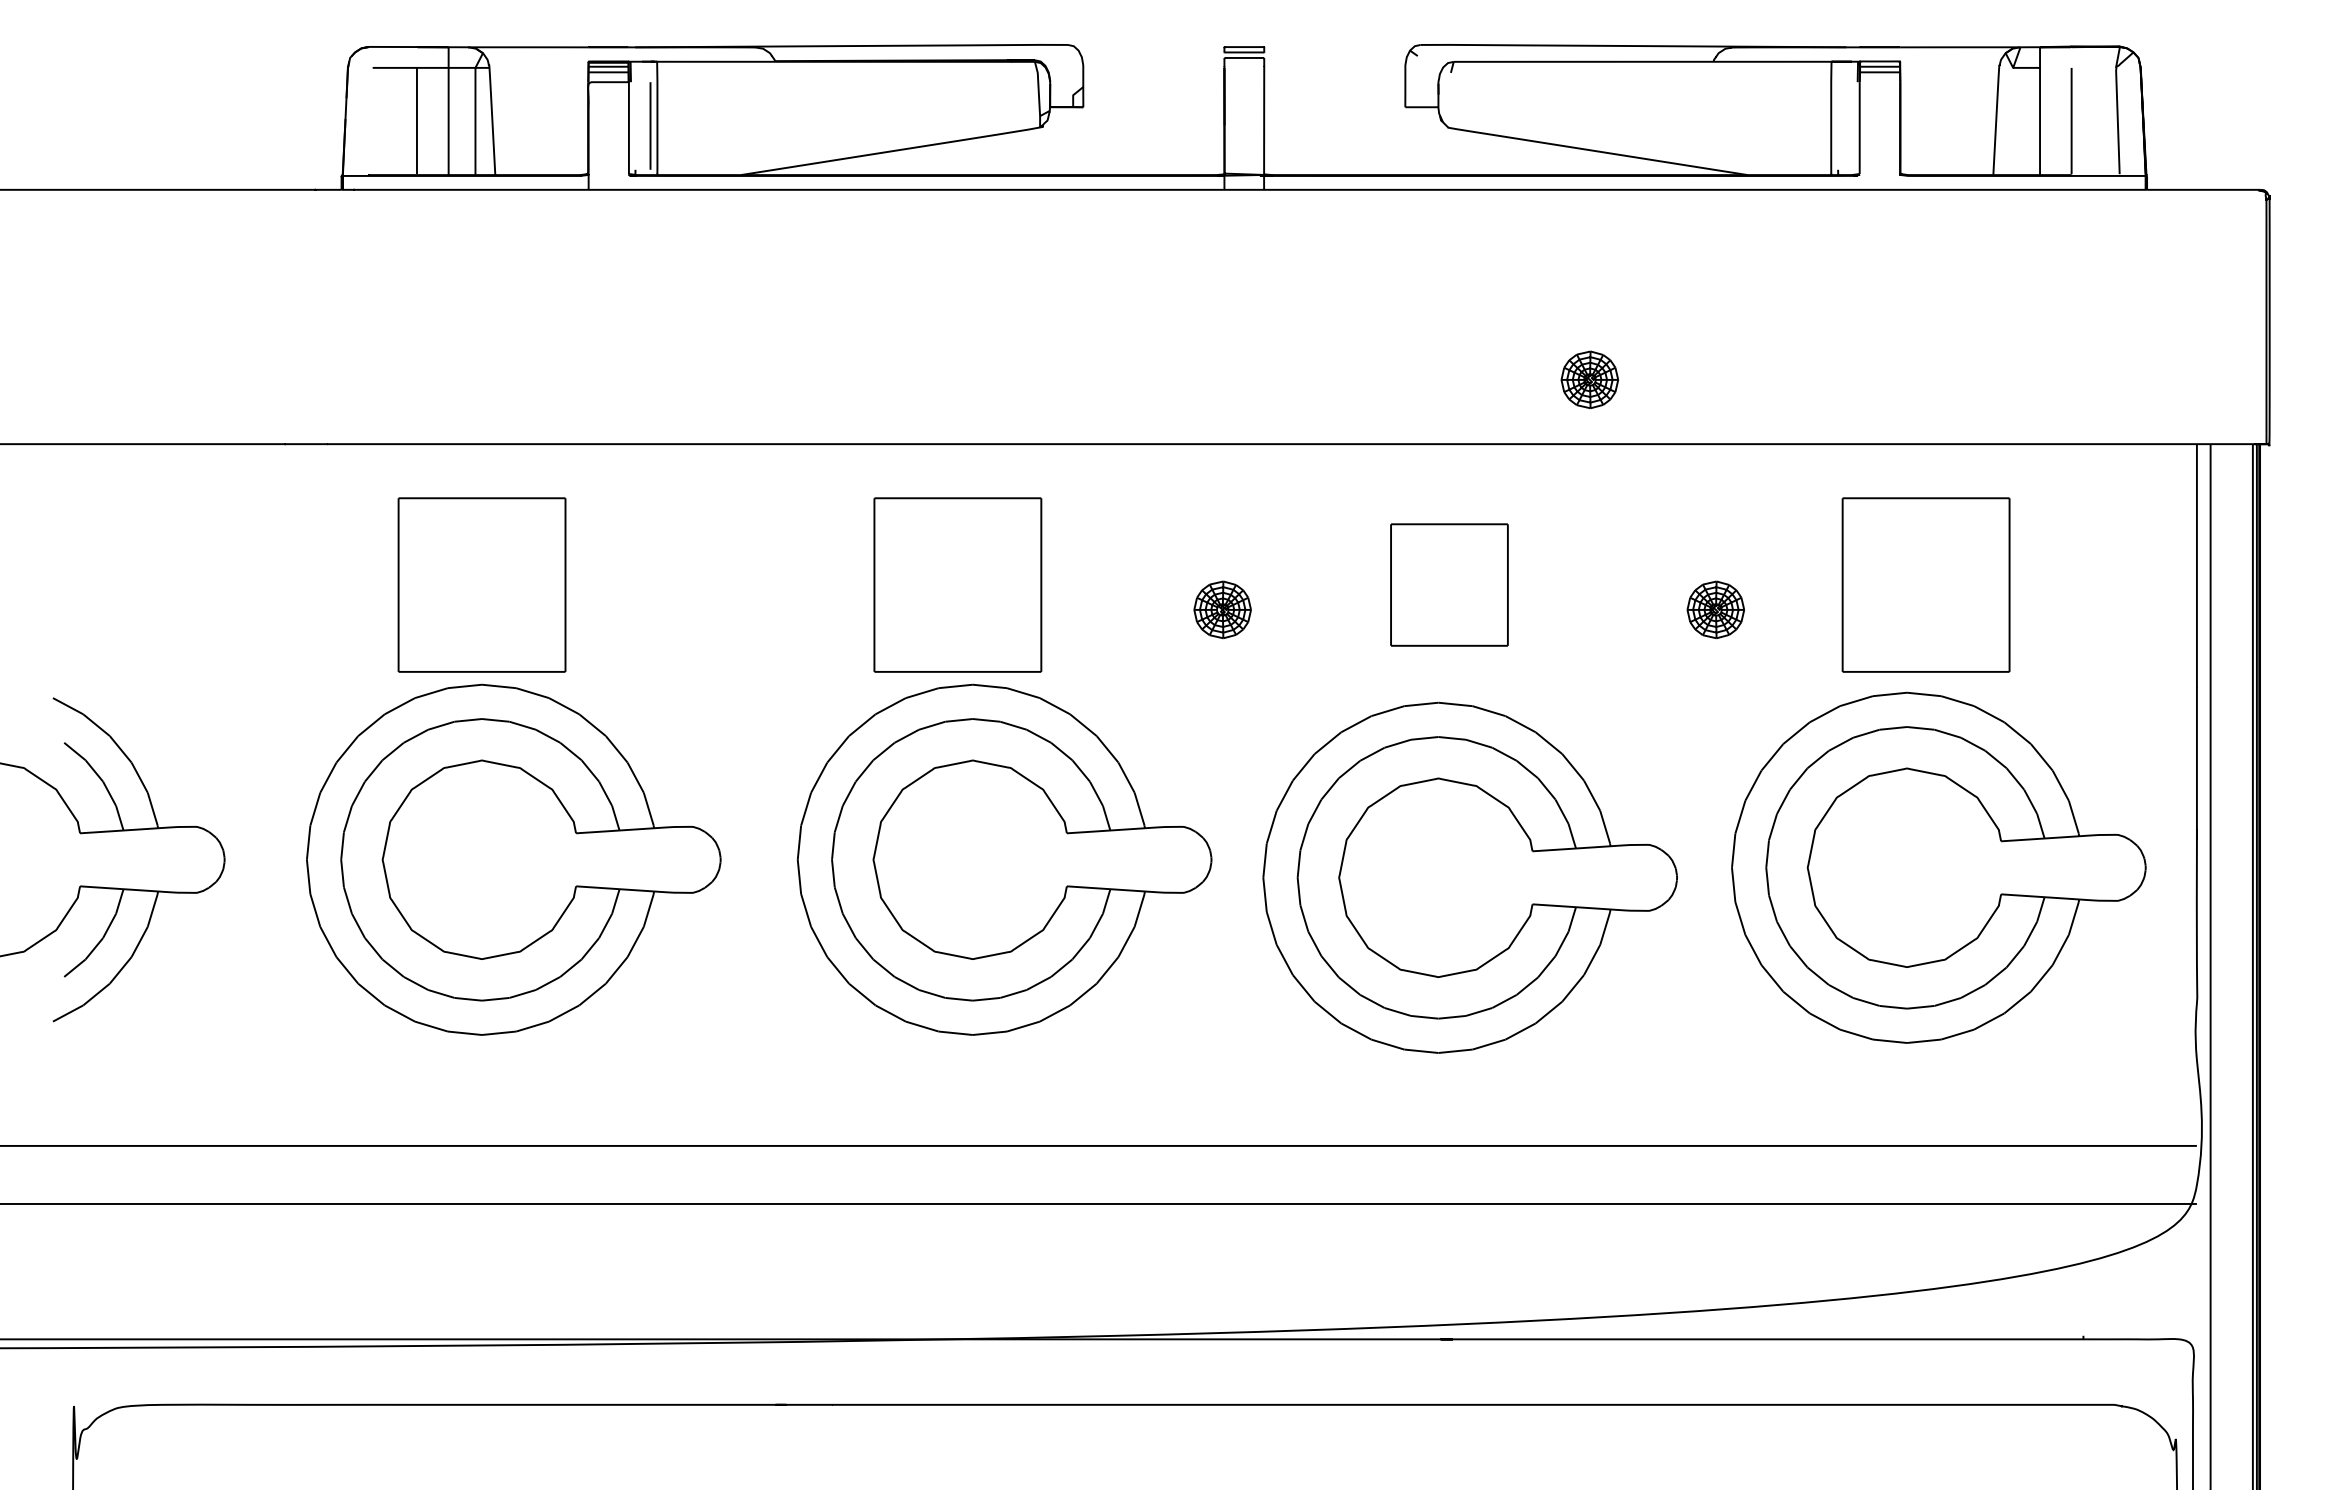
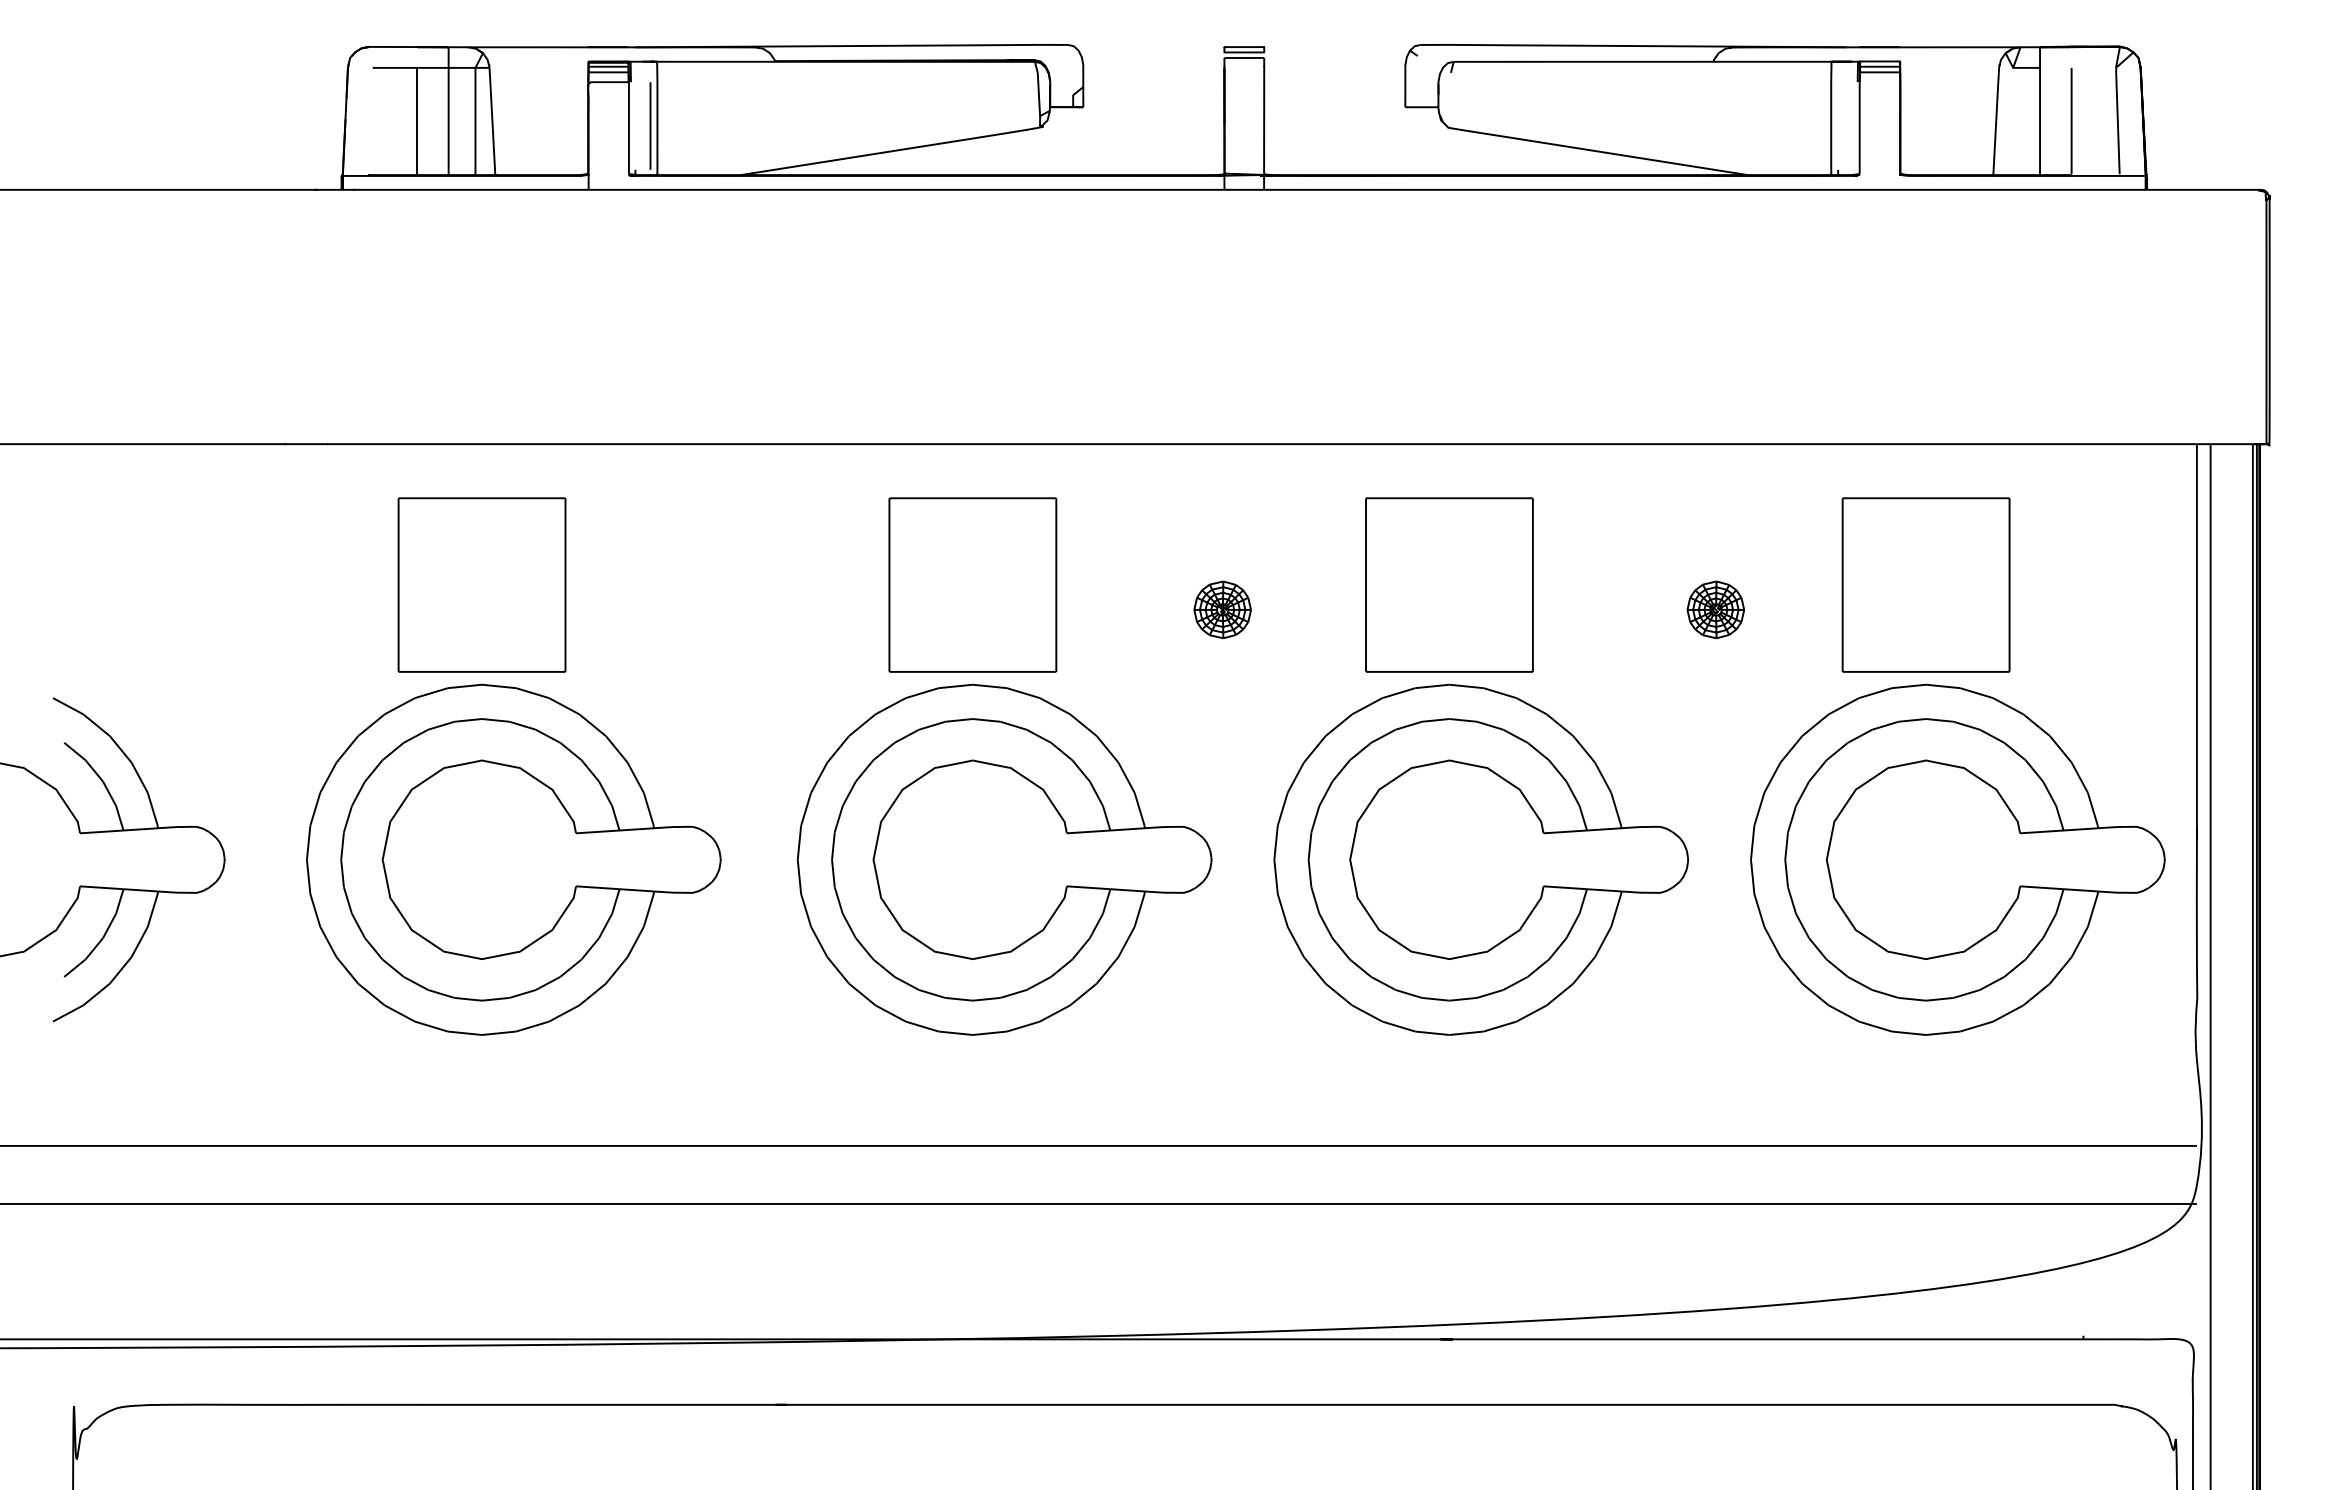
part: present -> none (1589, 379)
part position: (957, 584) -> (972, 584) (972, 584)
part size: 119x124 px -> 169x176 px (1449, 584)
part position: (1938, 867) -> (1957, 859) (1957, 859)
part position: (1469, 877) -> (1480, 859) (1480, 859)
